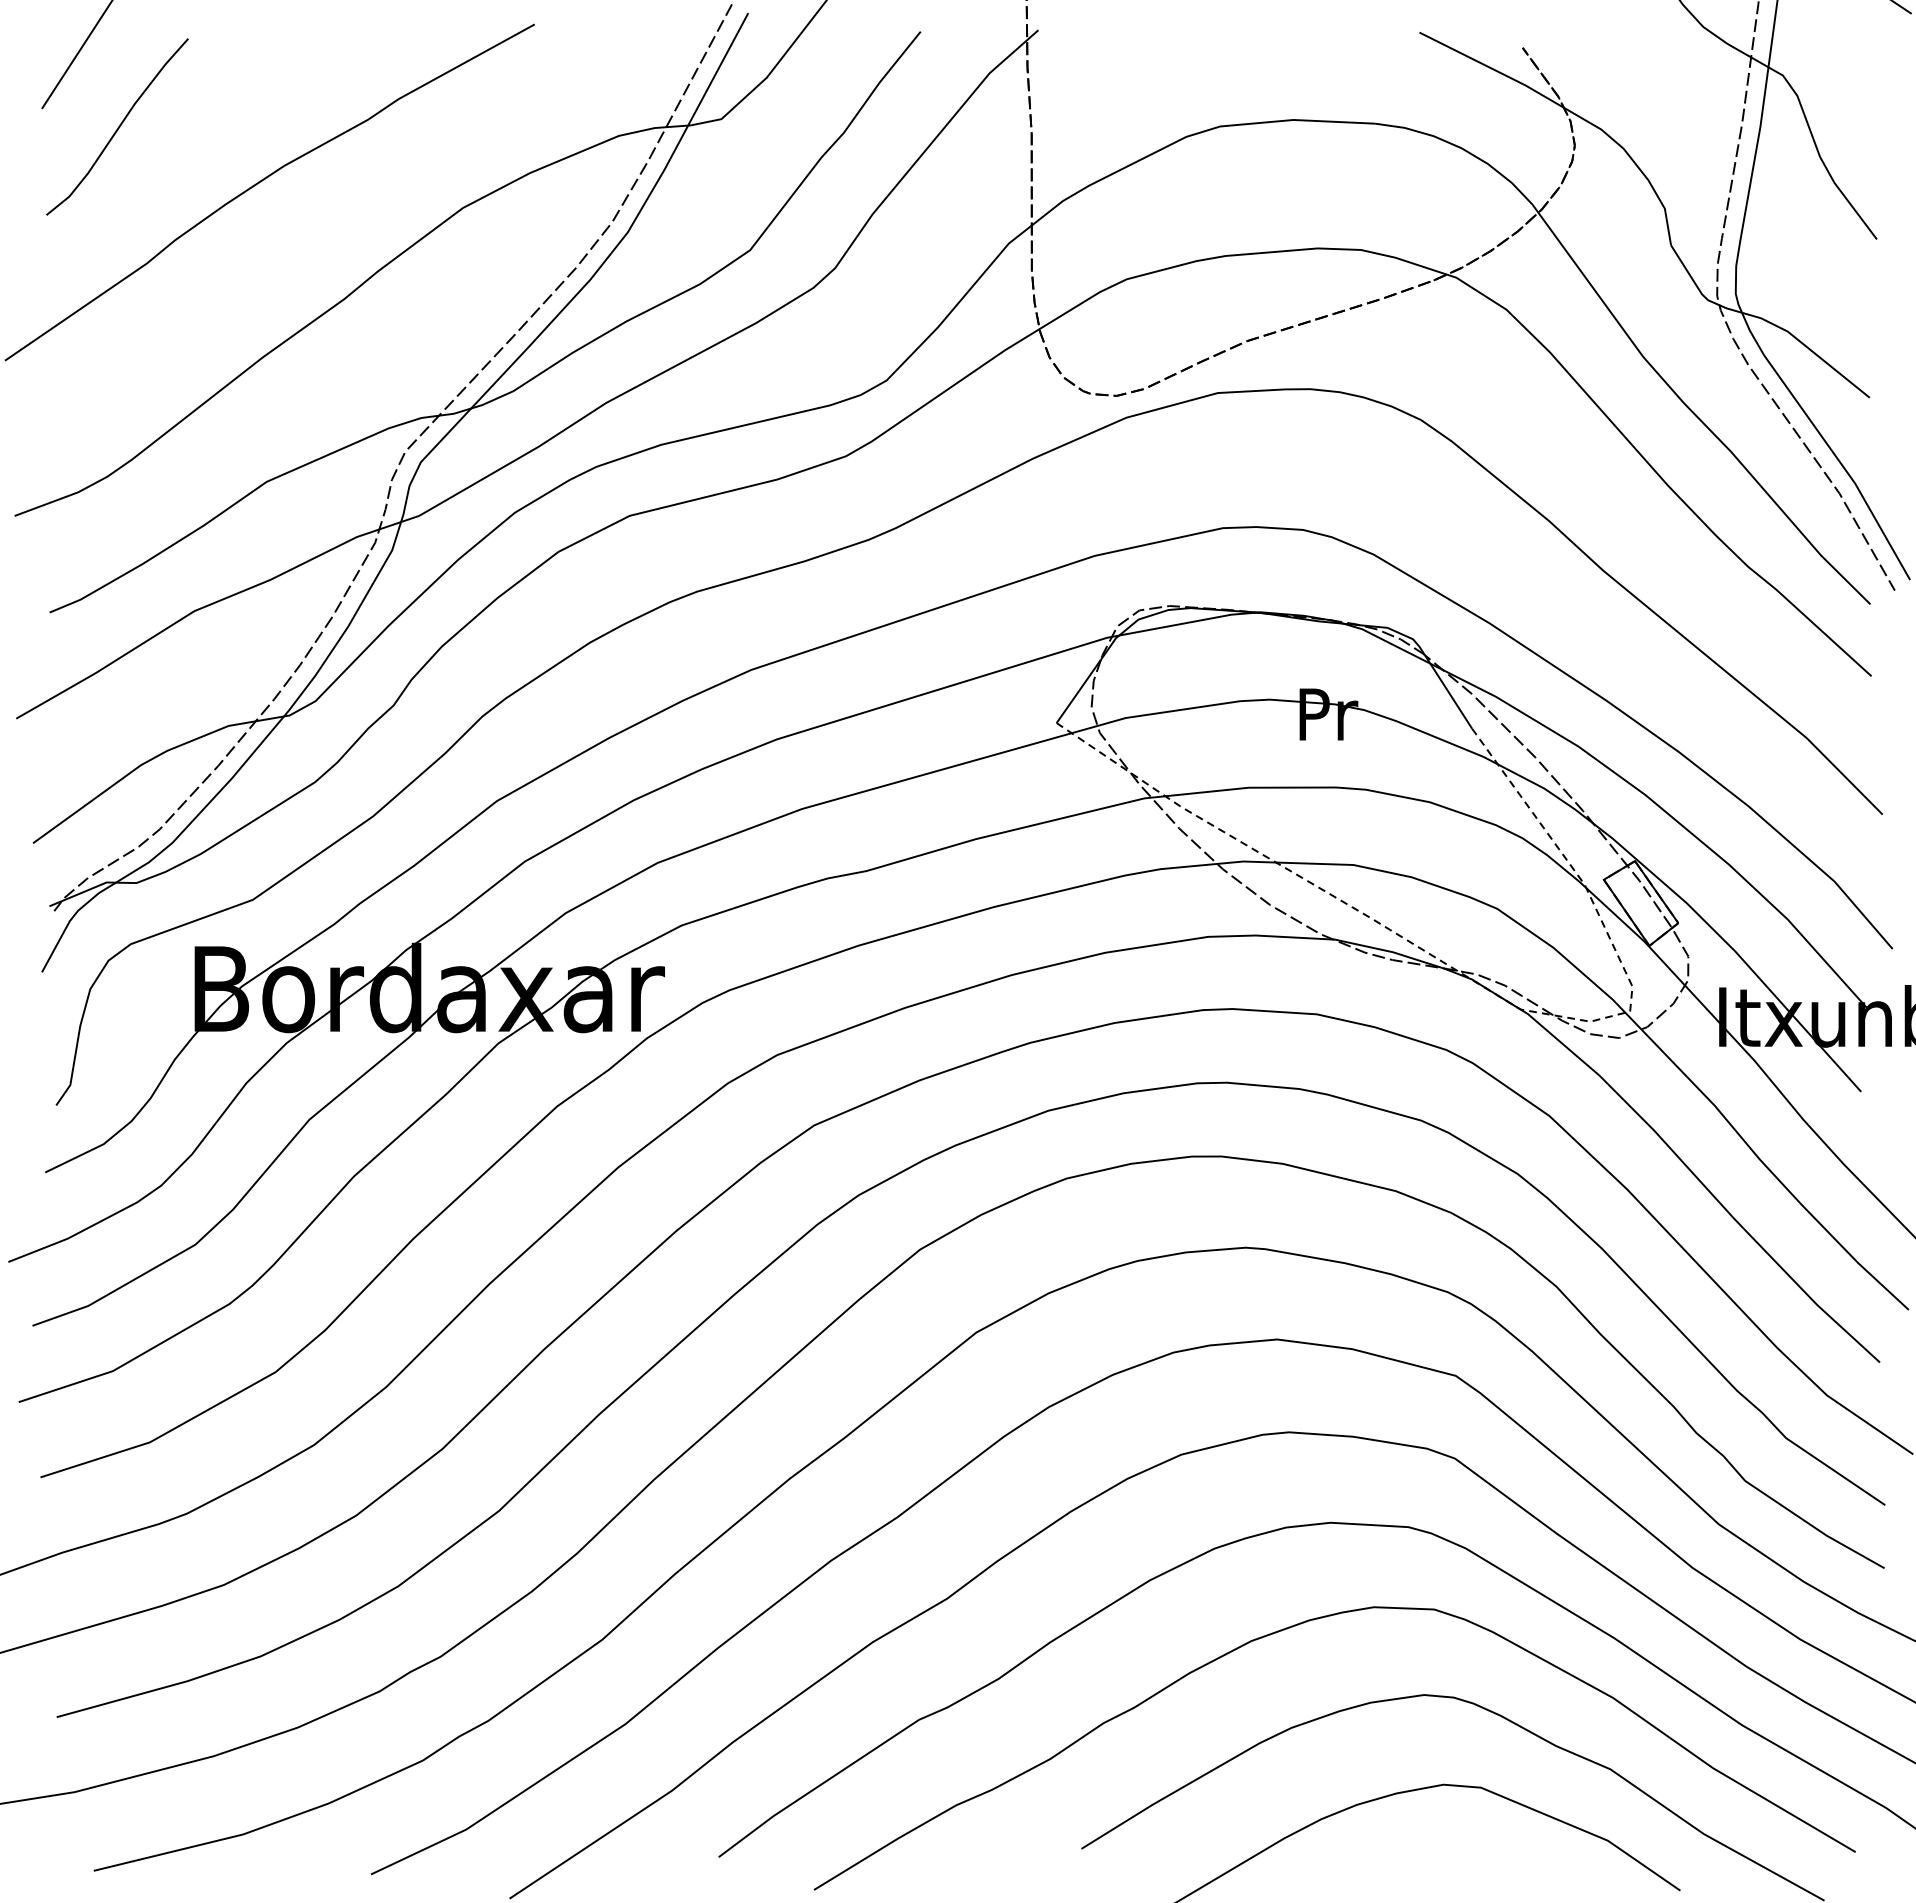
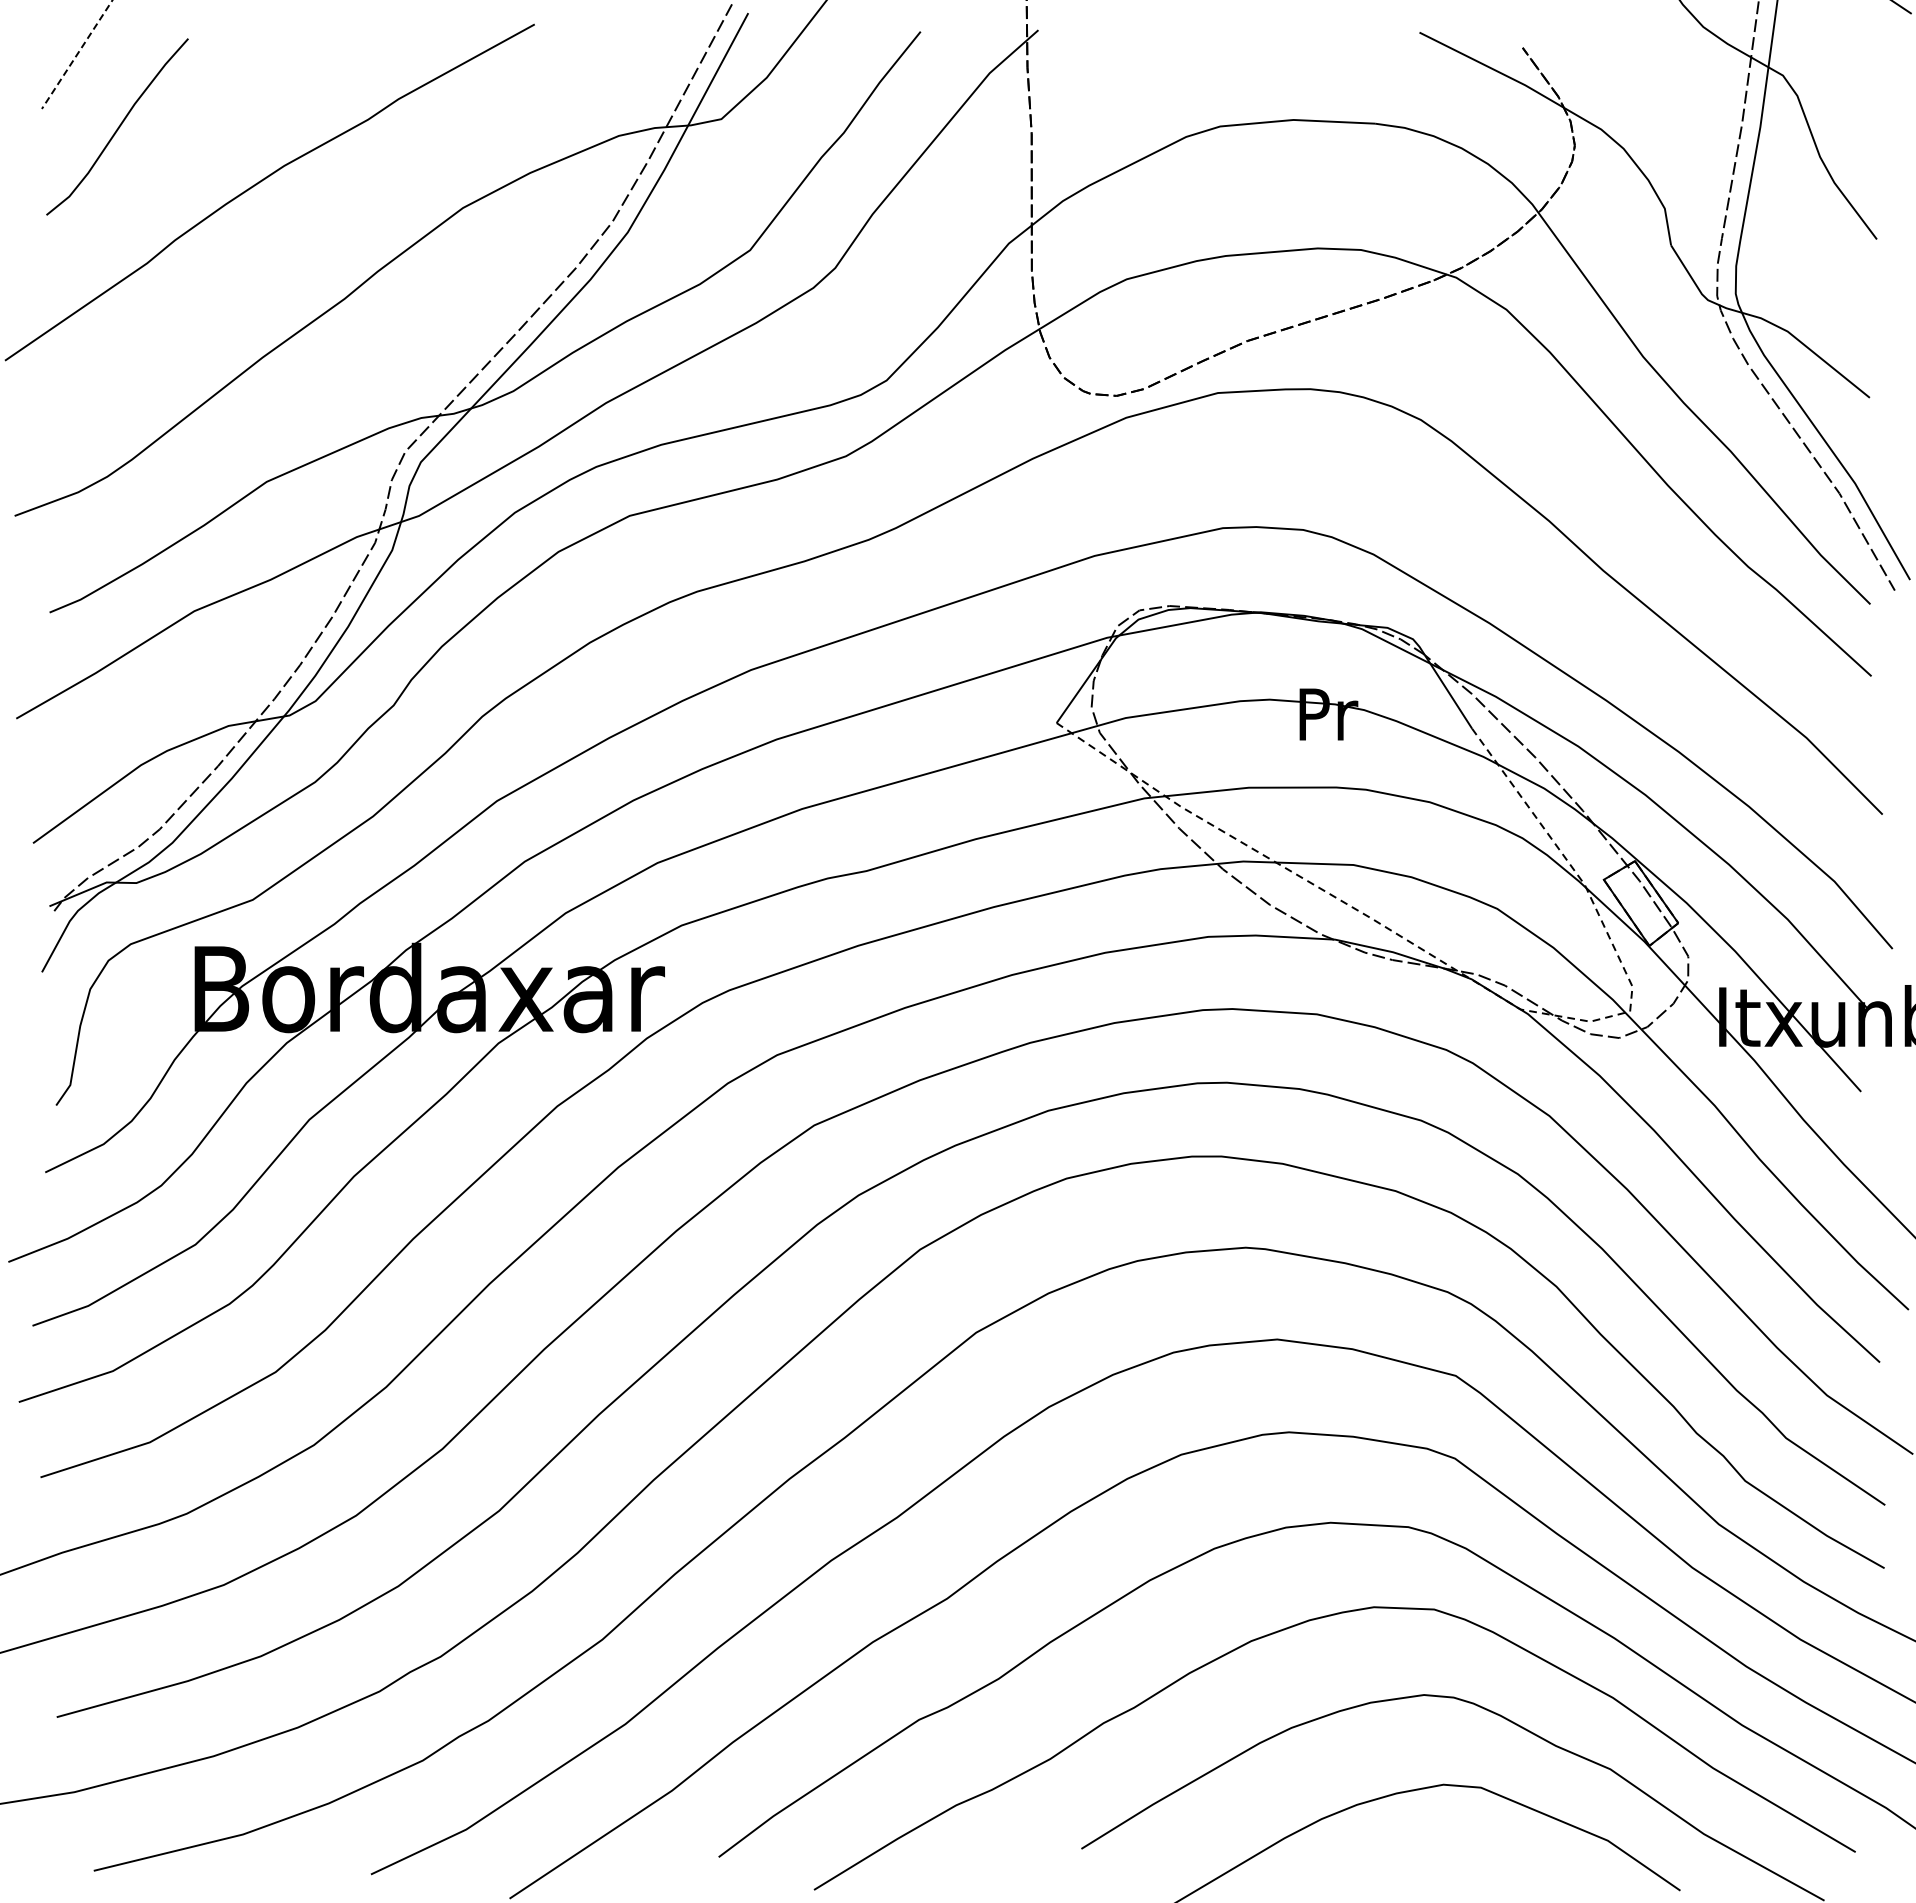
line: solid -> dashed (77, 54)
